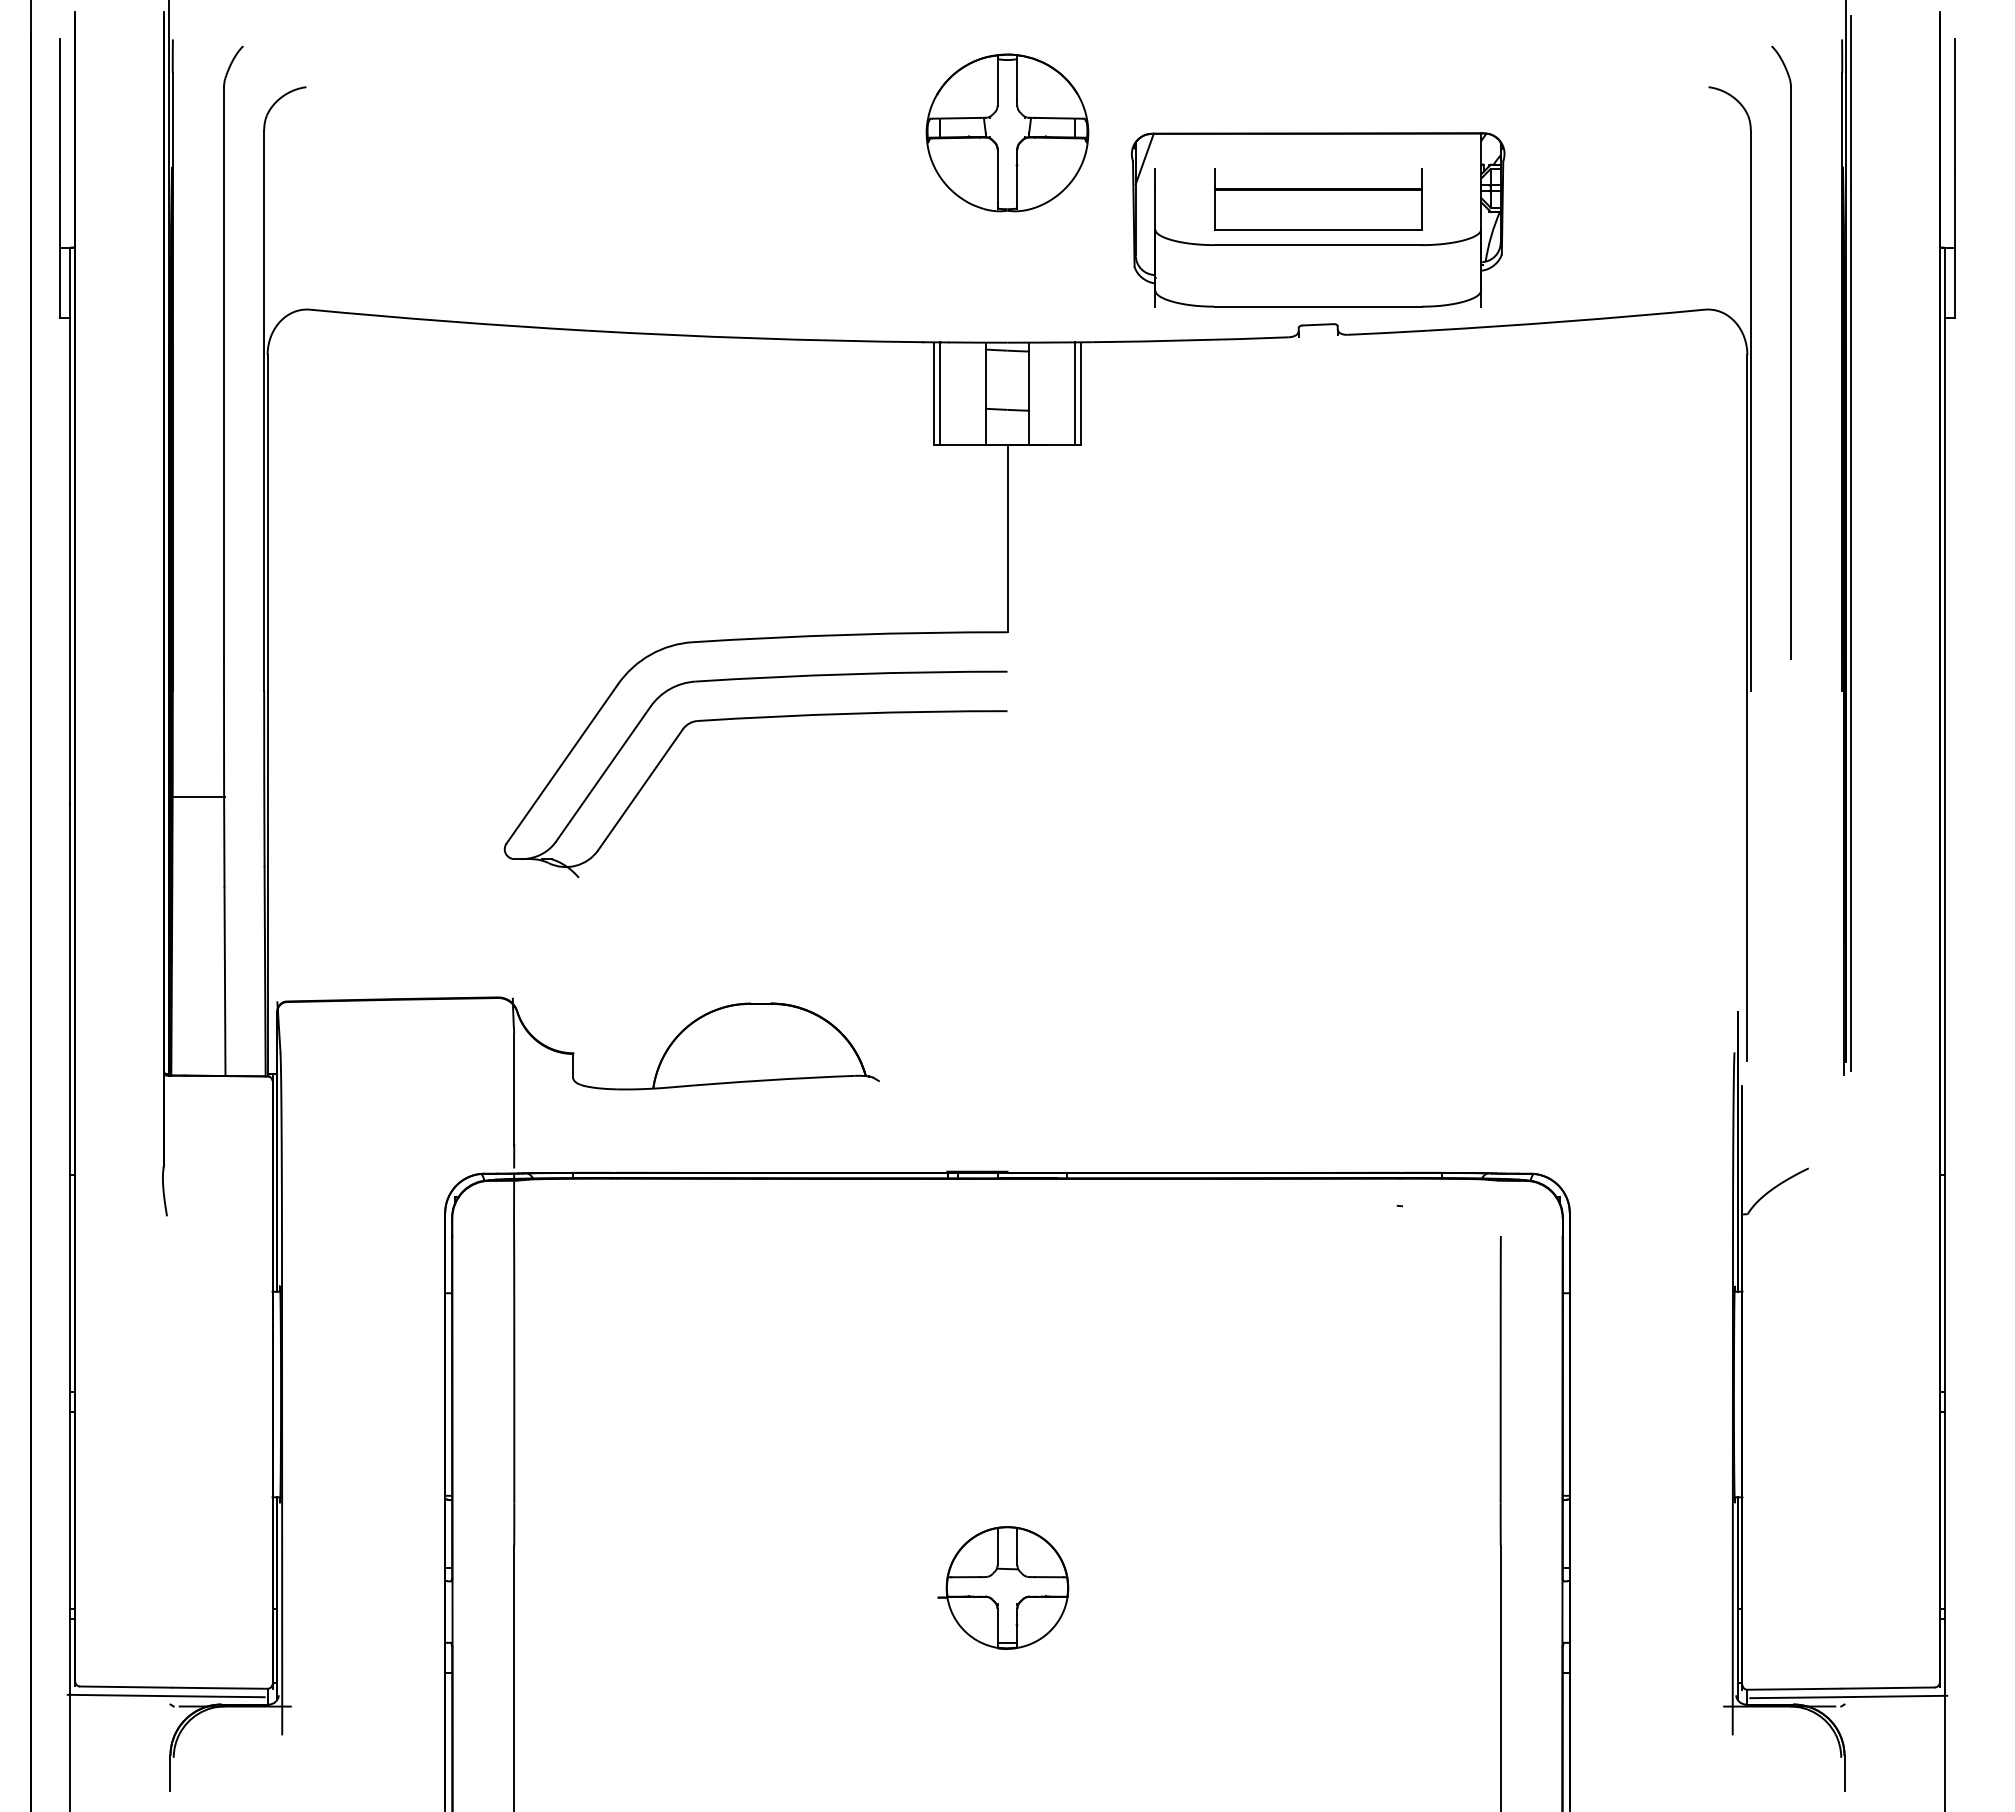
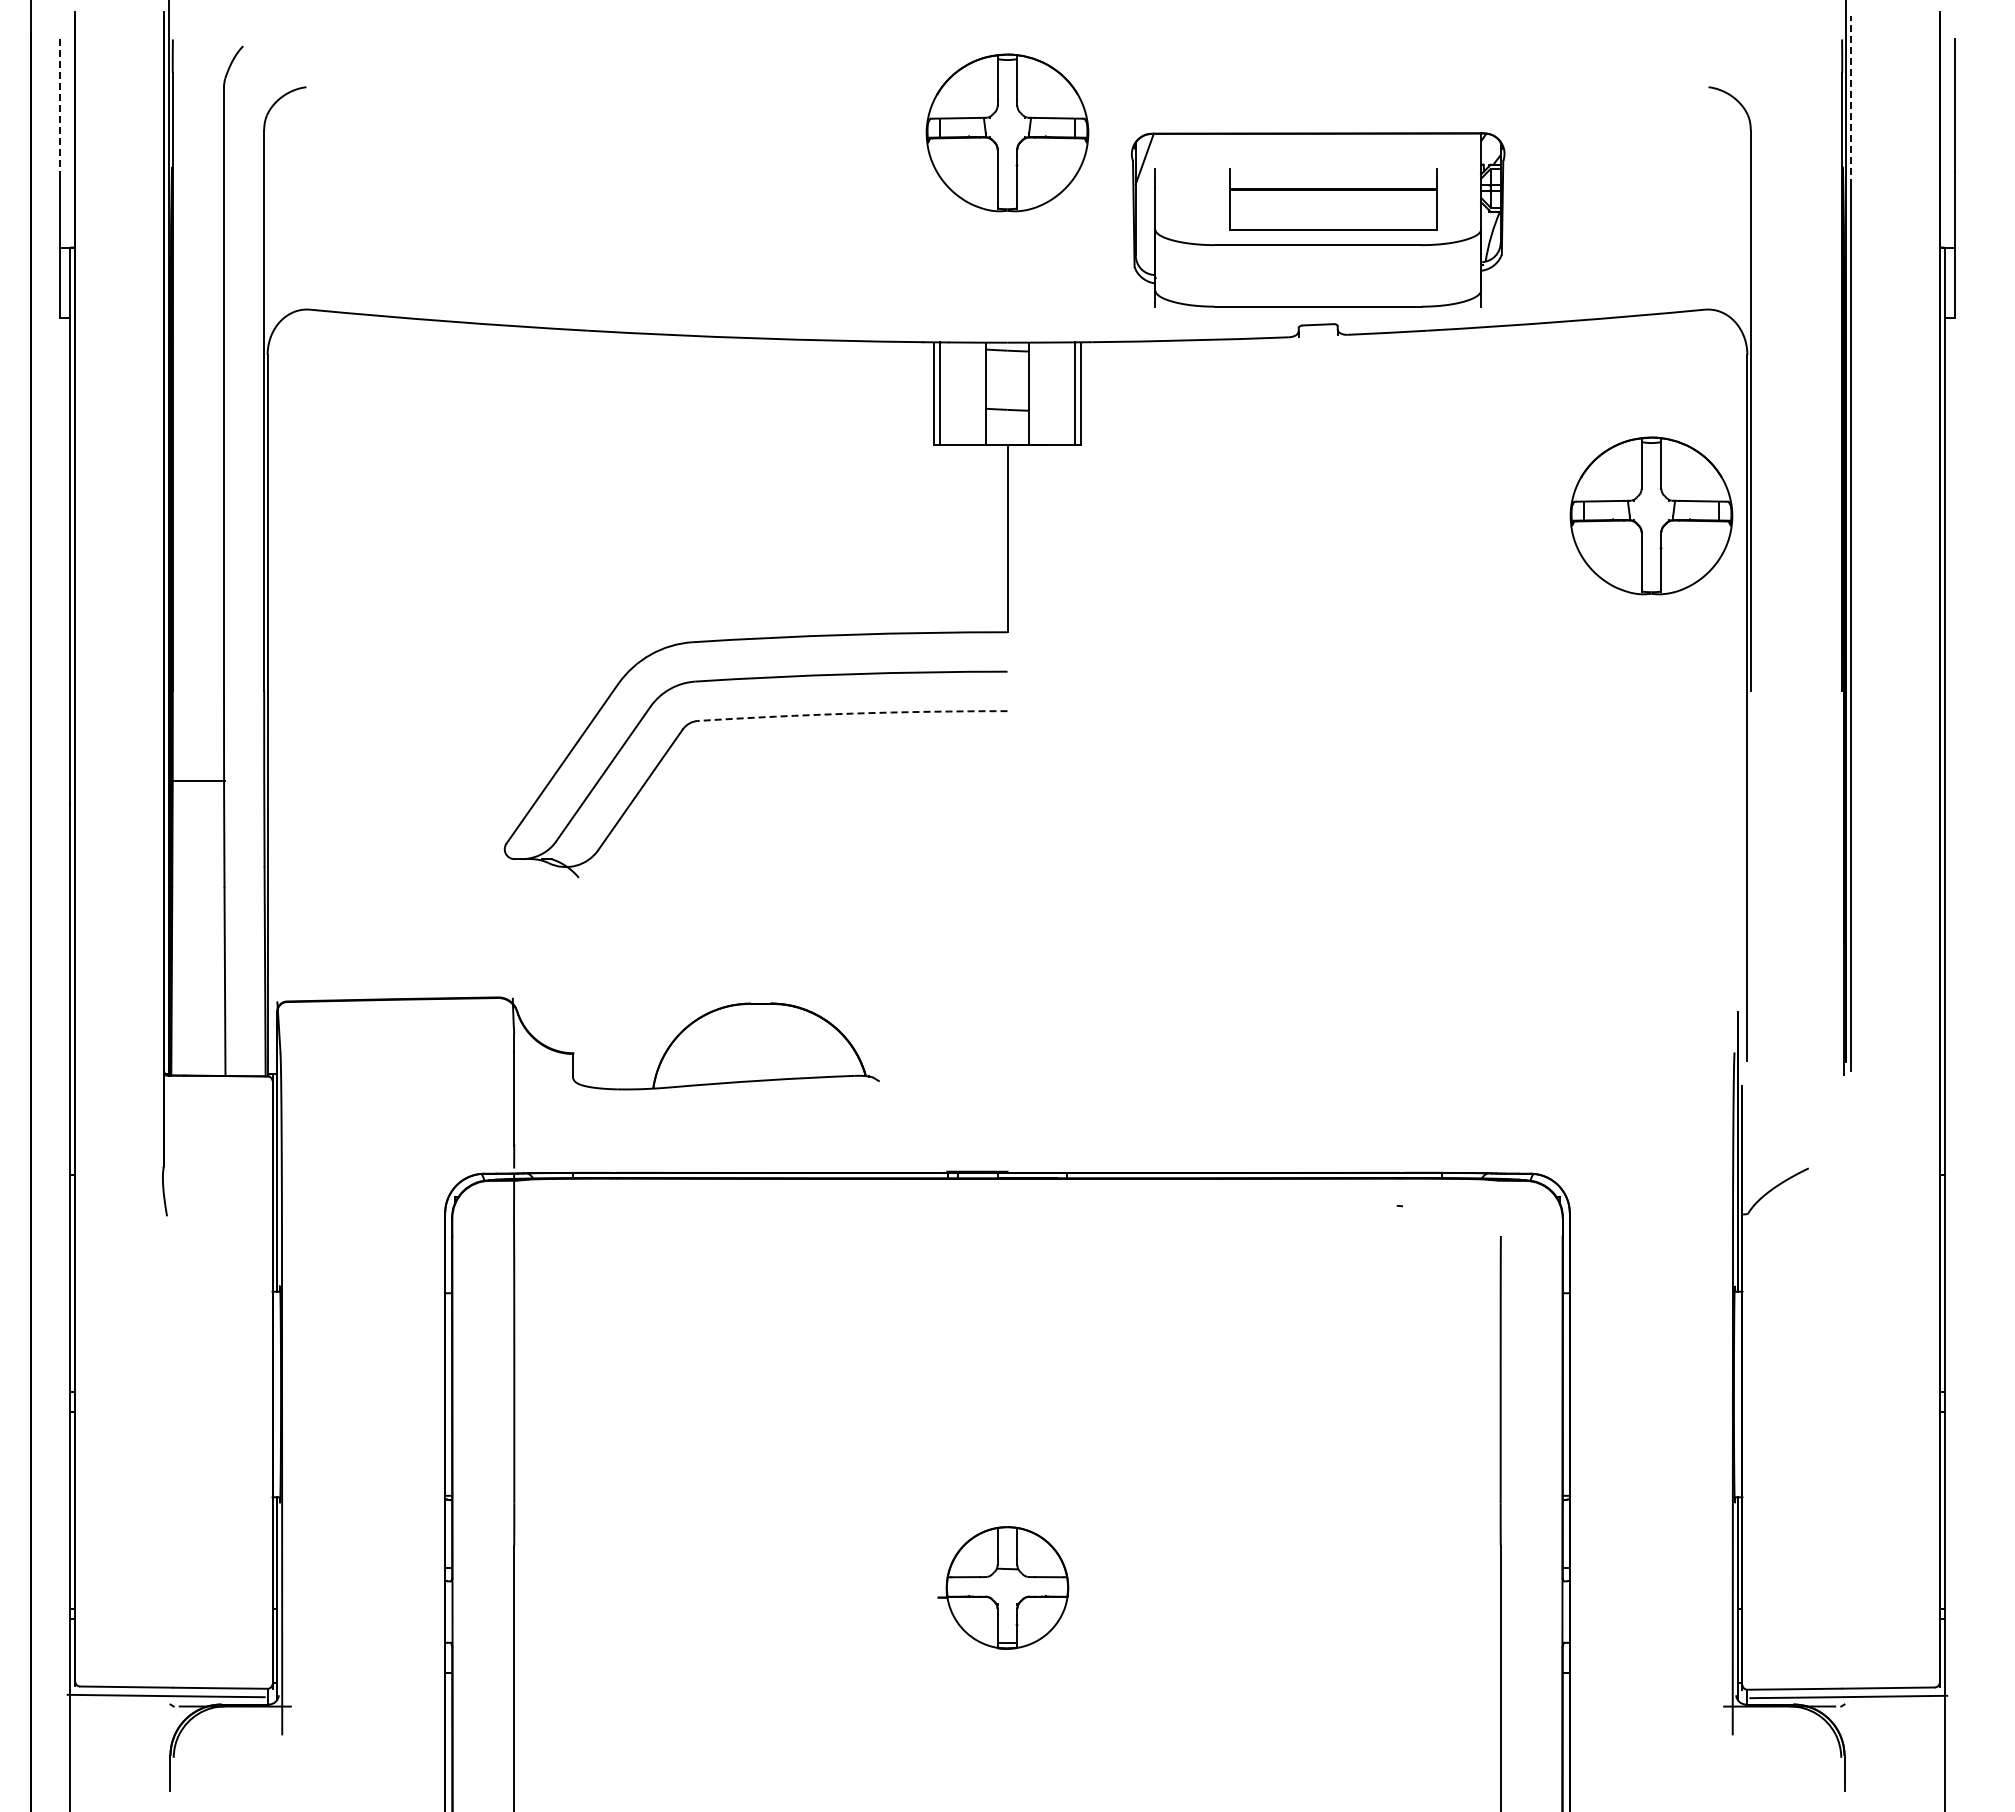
line: solid -> dashed (1850, 100)
line: solid -> dashed (60, 105)
part position: (1318, 199) -> (1333, 199) (1333, 199)
part: present -> none (1790, 352)
part: none -> present (1651, 515)
arc: solid -> dashed (852, 713)
line position: (198, 797) -> (198, 781) (198, 781)
